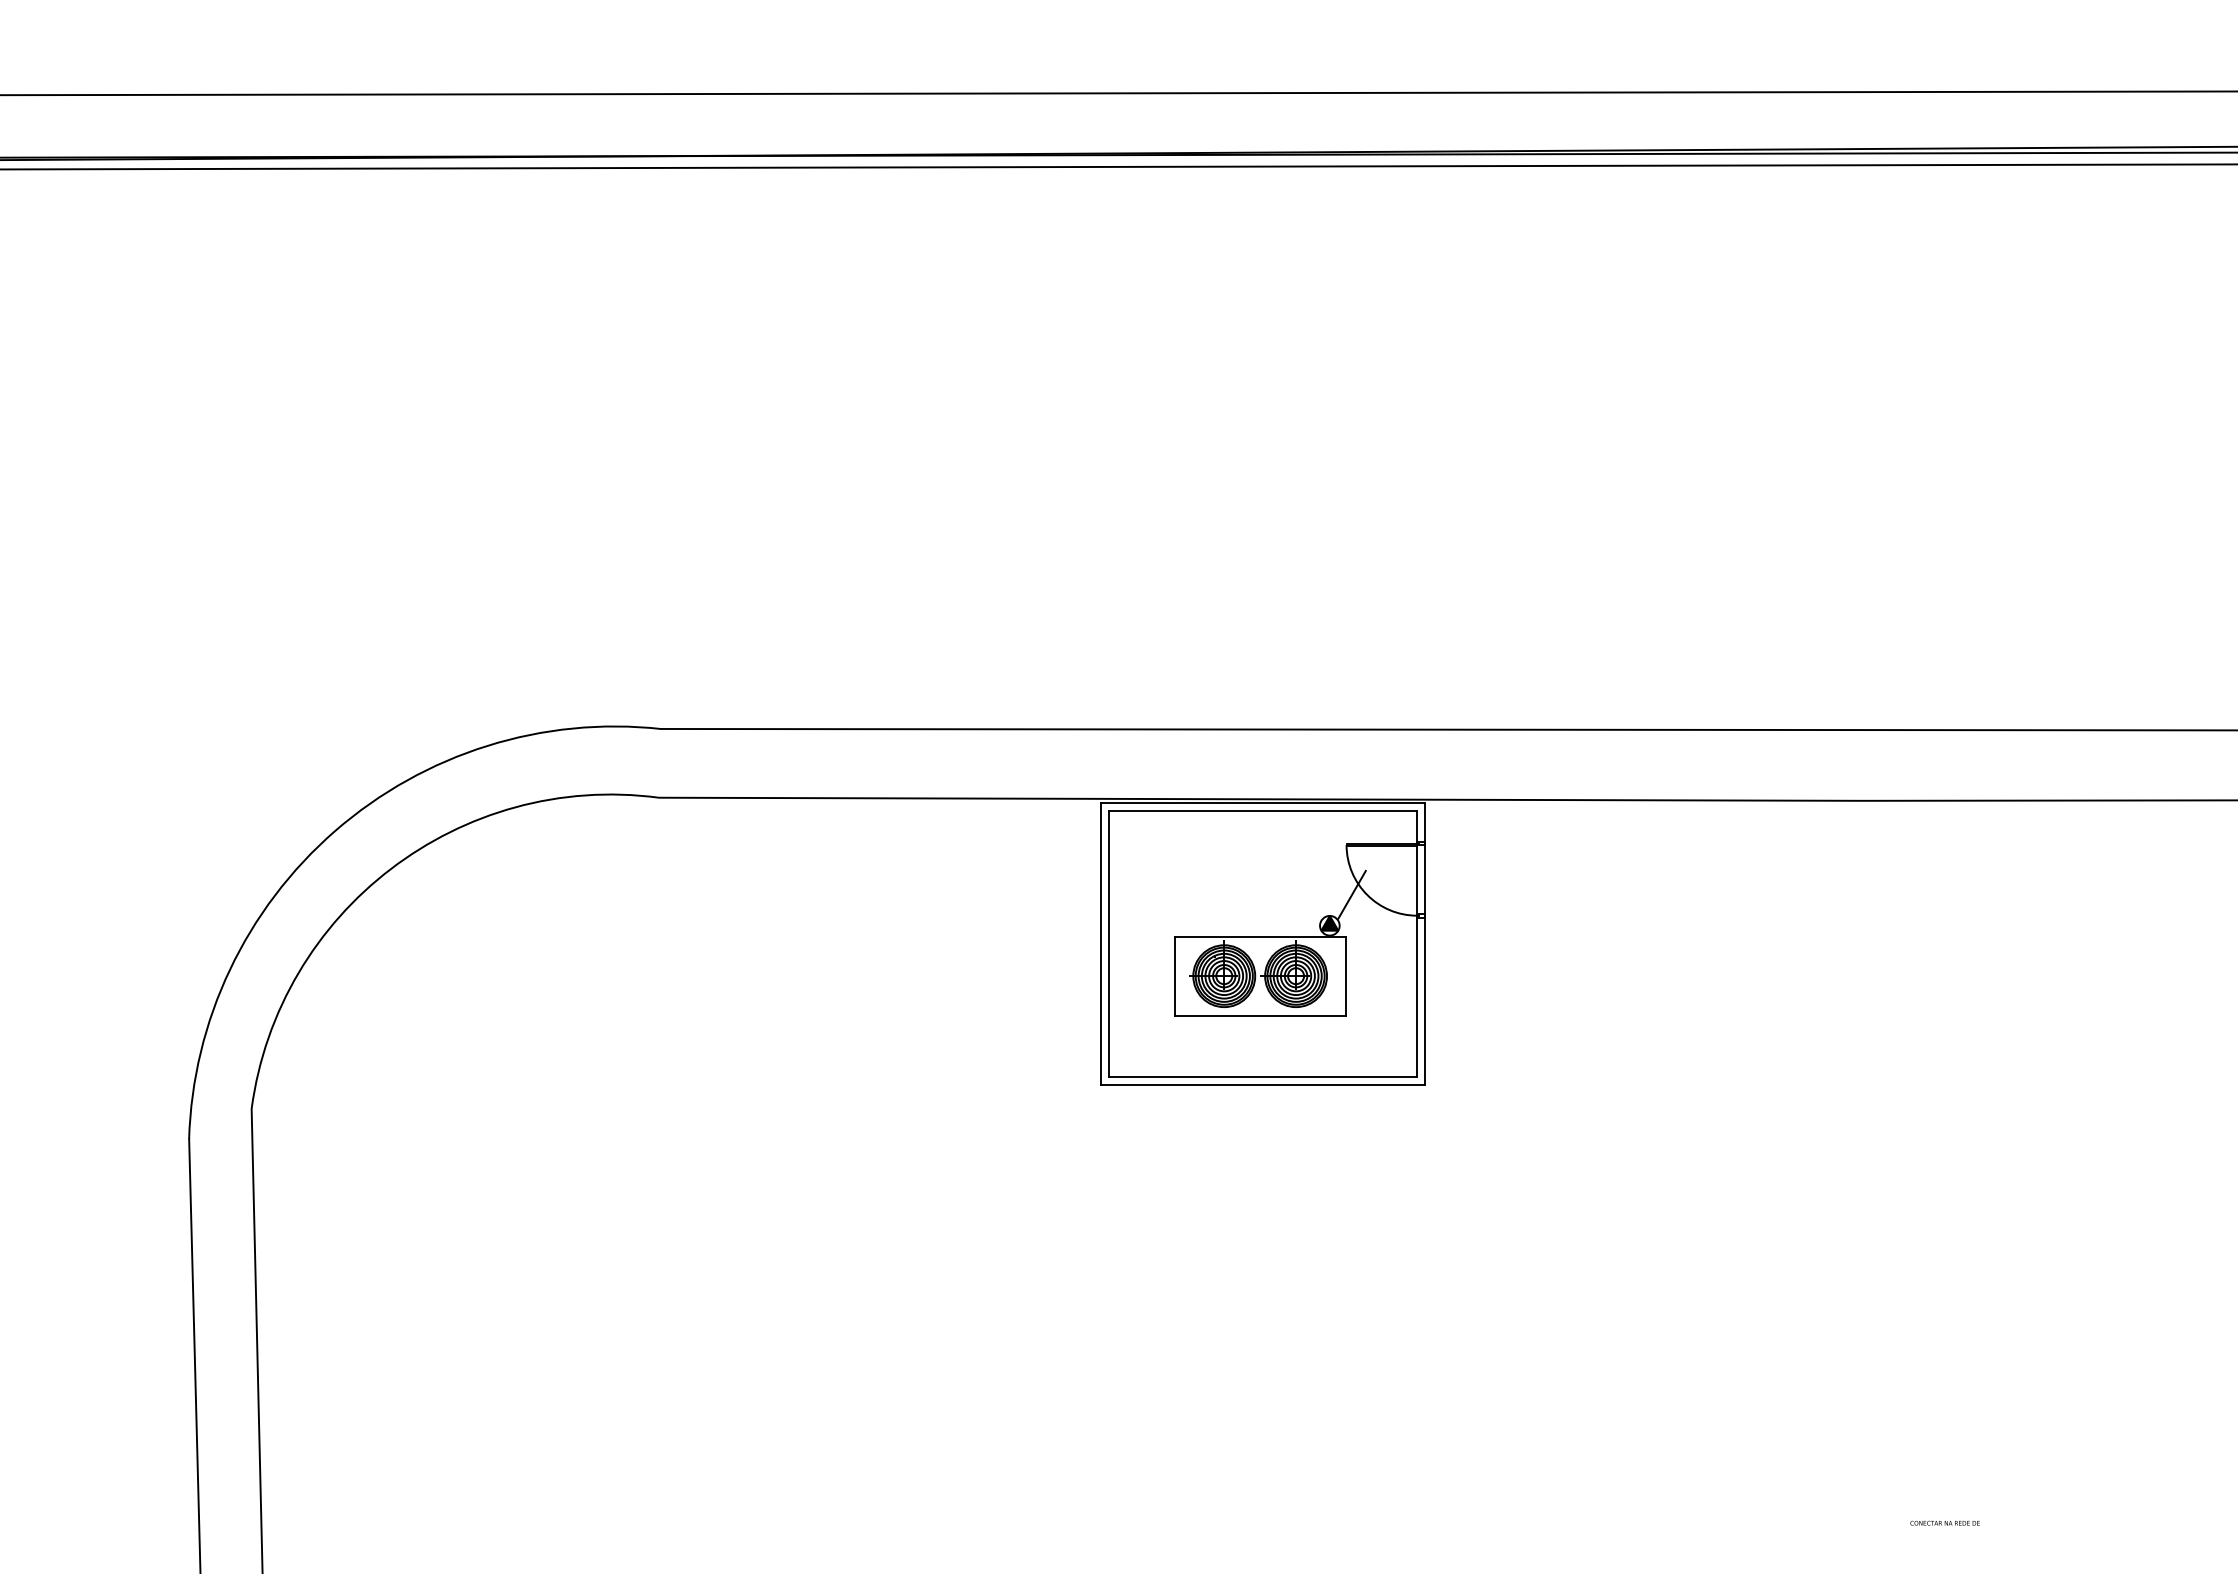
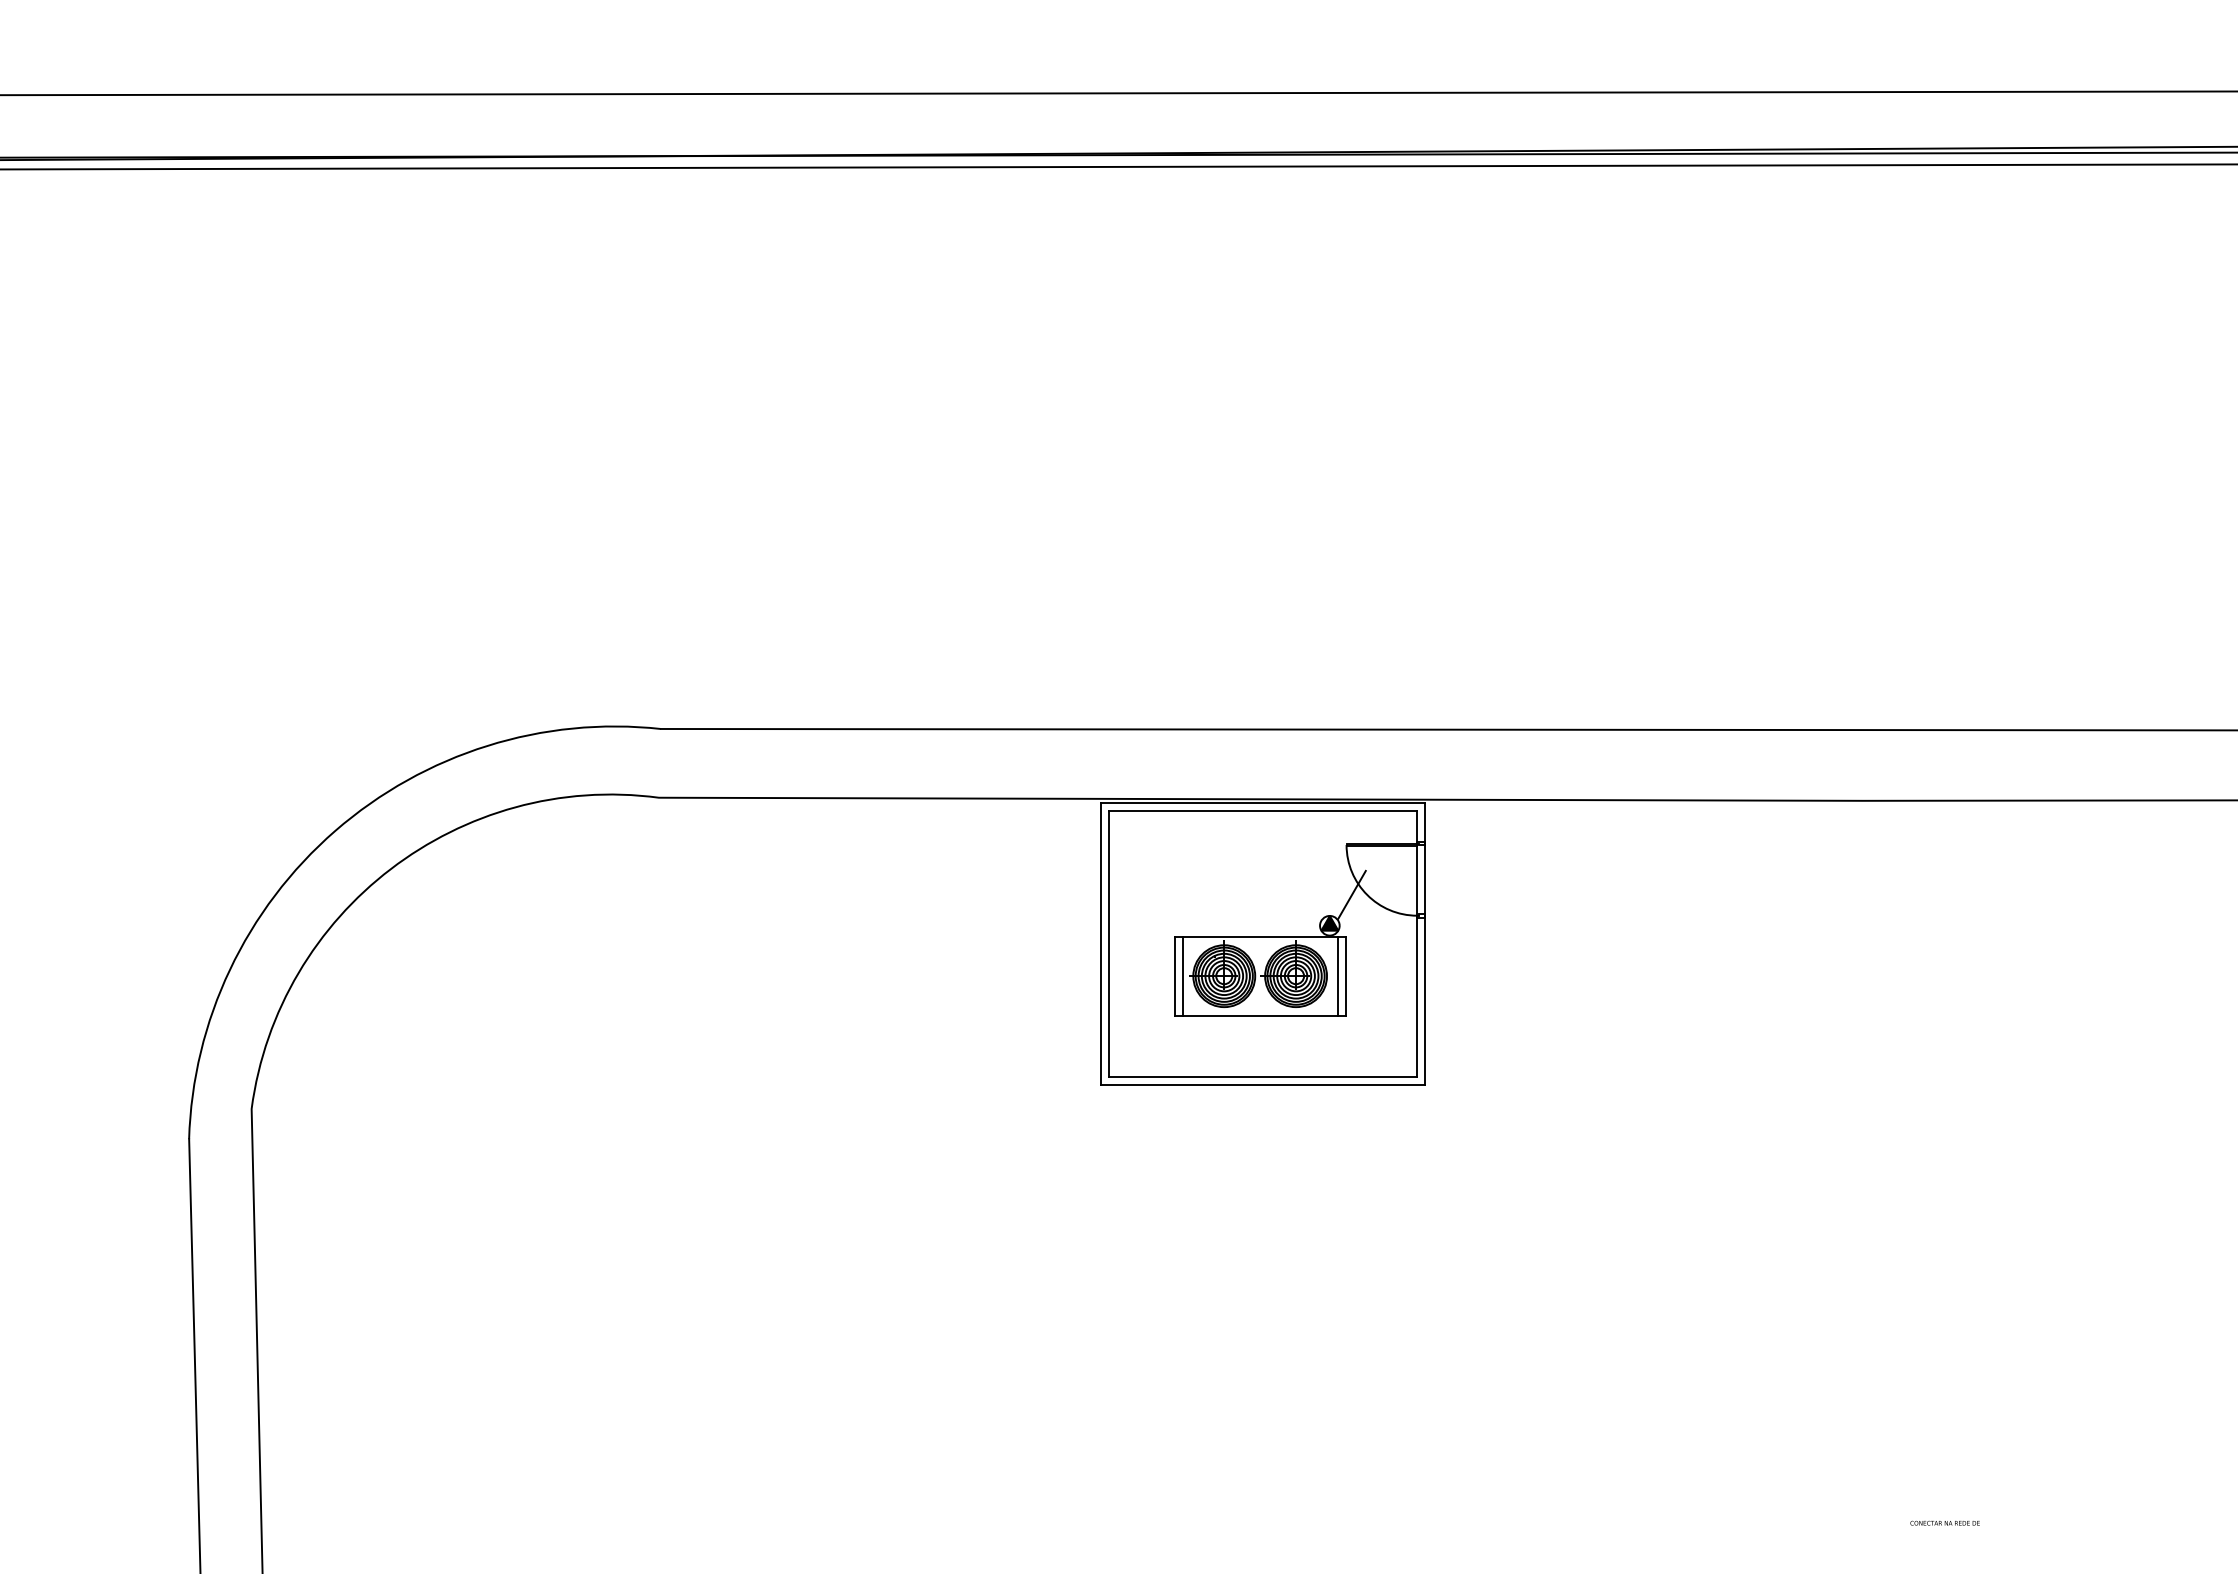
line: none -> present (1182, 976)
line: none -> present (1337, 976)
